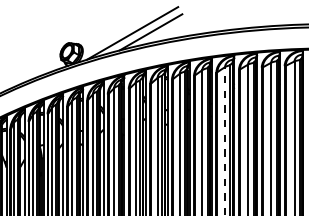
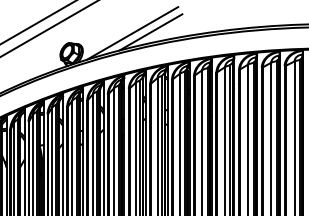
line: none -> present (37, 22)
line: none -> present (48, 29)
line: dashed -> solid (225, 141)
